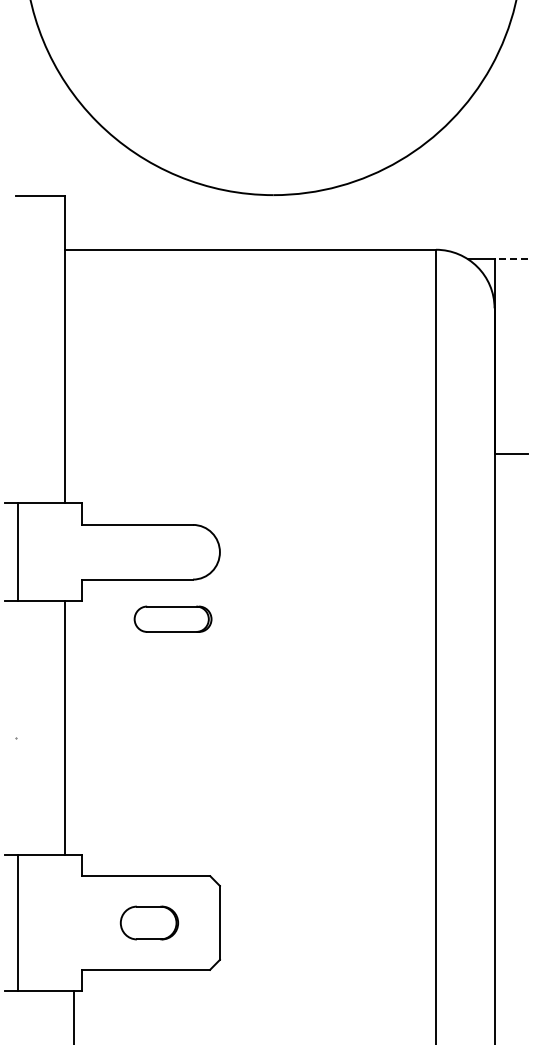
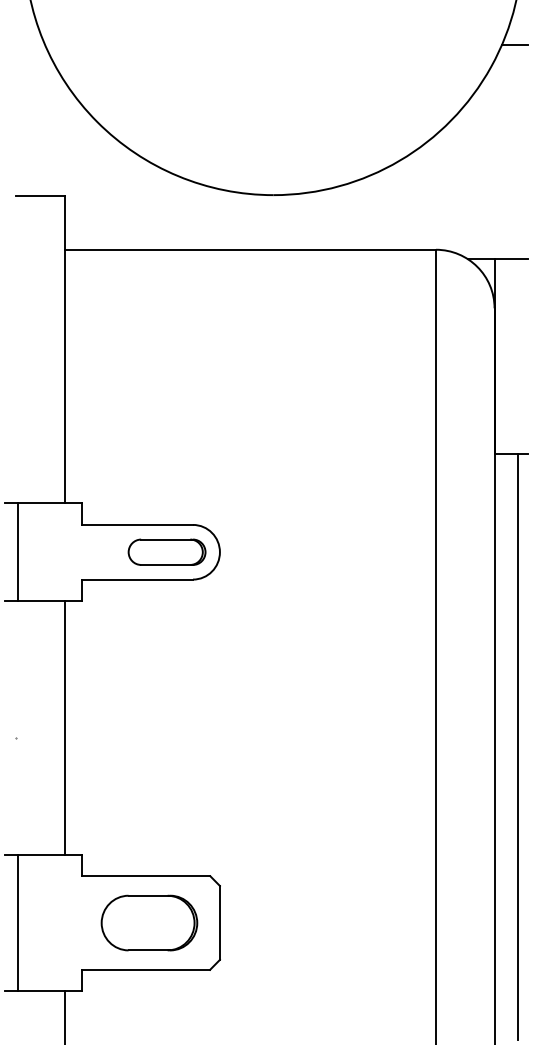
line: none -> present (514, 44)
line: dashed -> solid (510, 259)
part position: (172, 618) -> (166, 551) (166, 551)
line: none -> present (517, 746)
part size: 60x36 px -> 99x58 px (149, 922)
line position: (74, 1016) -> (65, 1016) (65, 1016)
